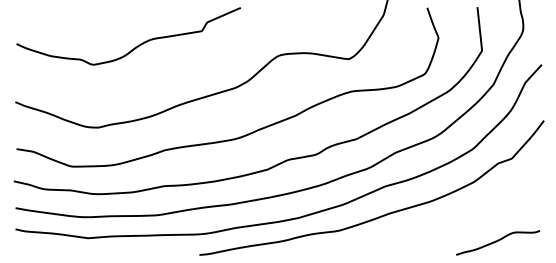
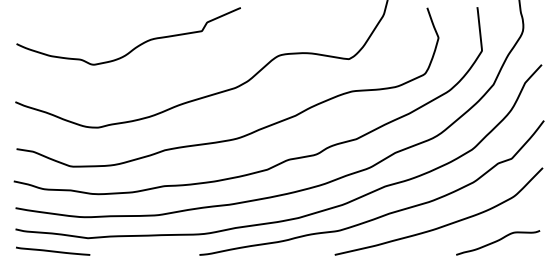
curve: none -> present (442, 225)
line: none -> present (53, 250)
